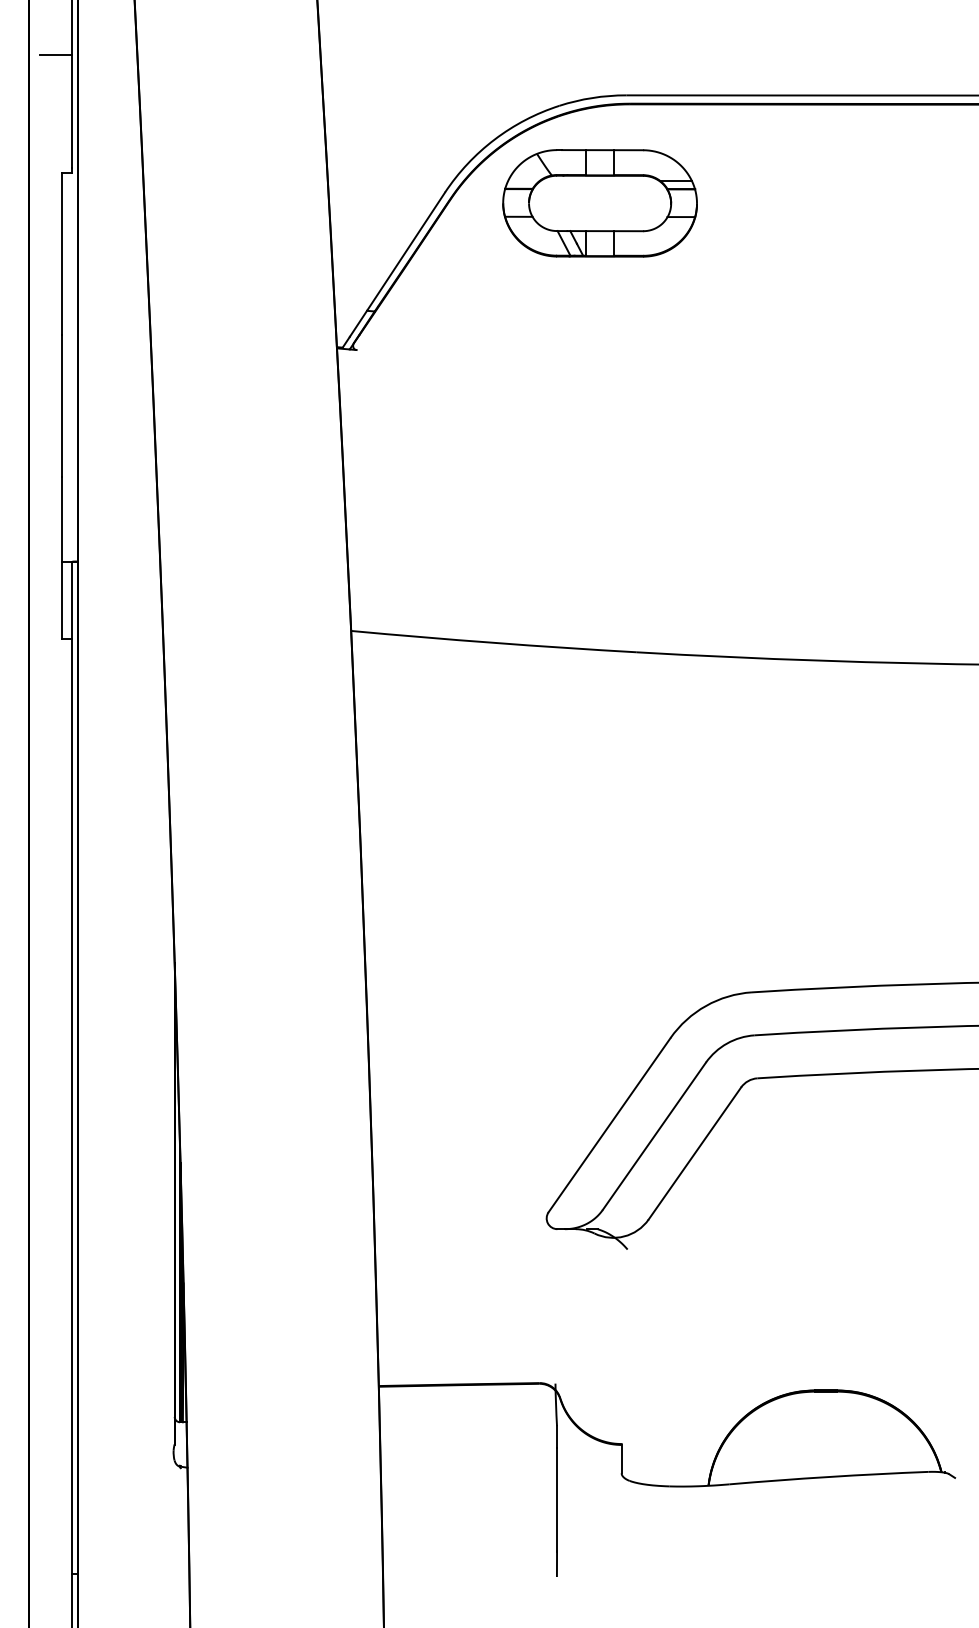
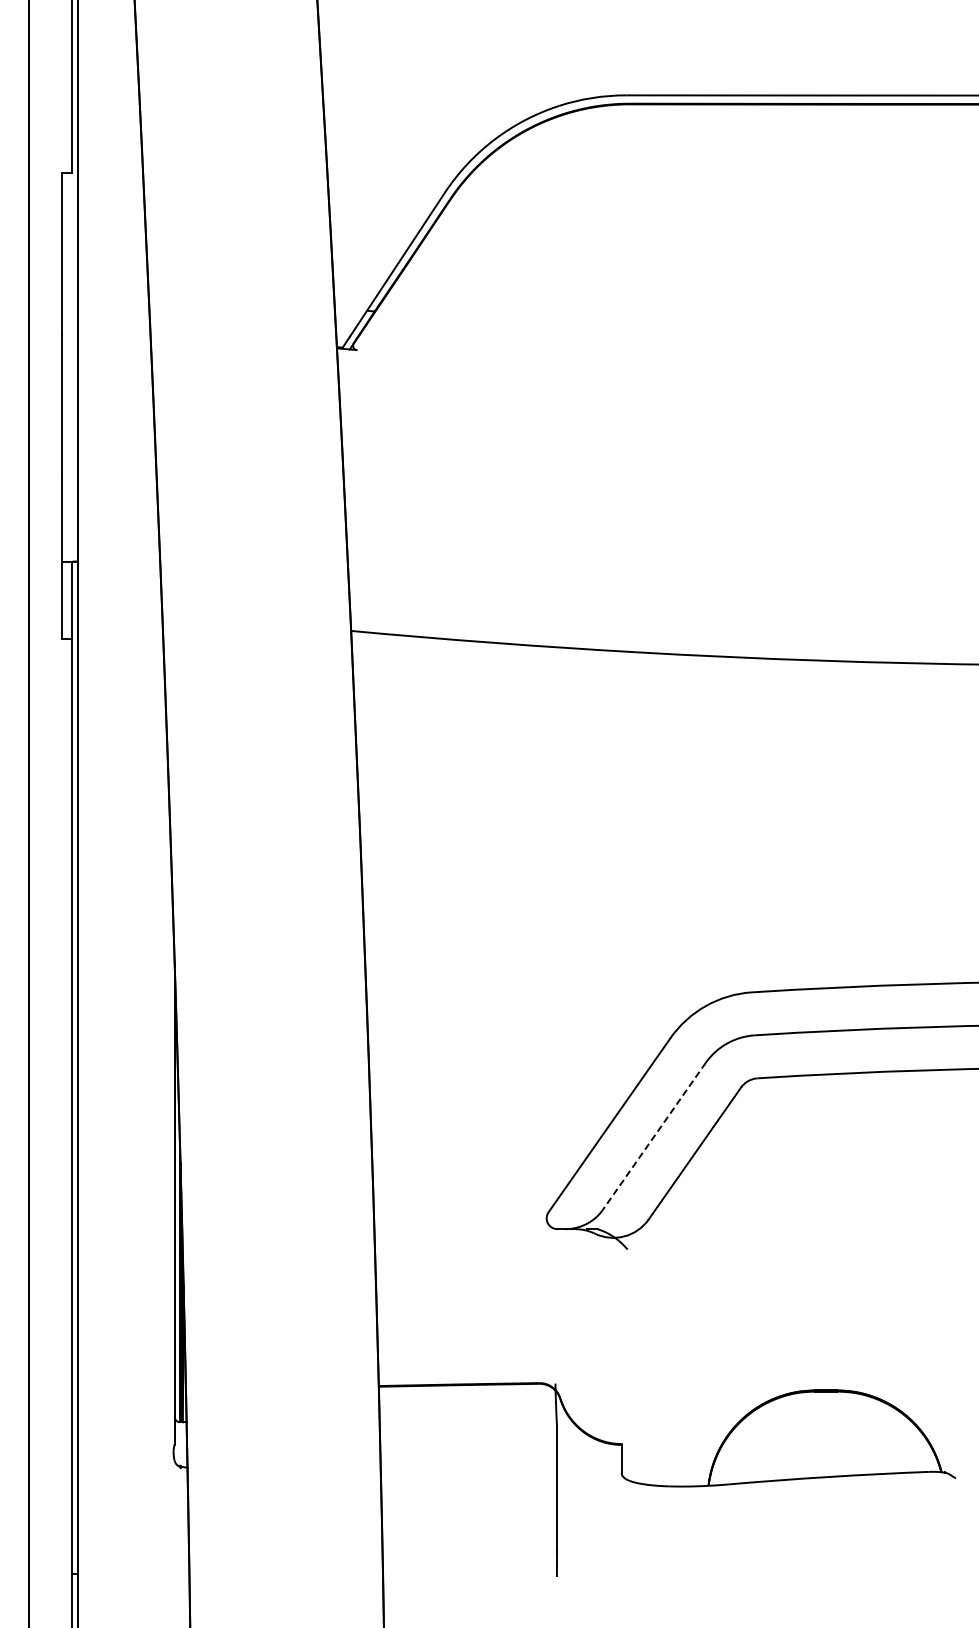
line: present -> none (56, 55)
part: present -> none (599, 203)
line: solid -> dashed (654, 1136)
